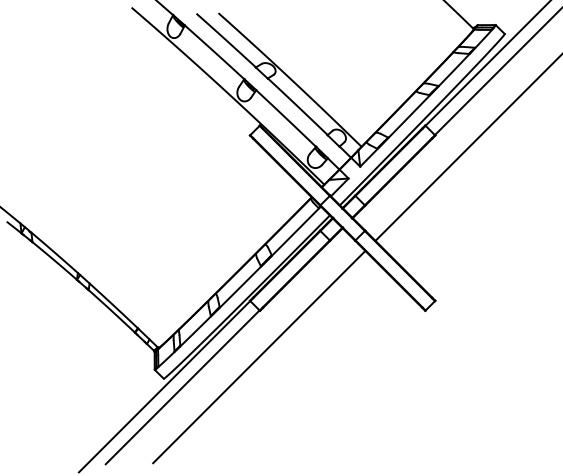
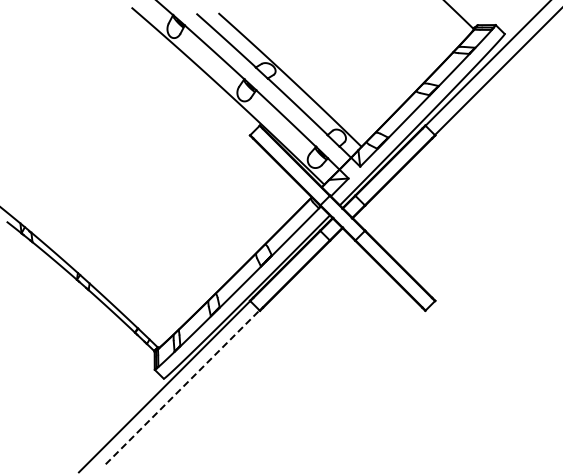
line: present -> none (467, 148)
line: present -> none (259, 356)
line: solid -> dashed (182, 387)
